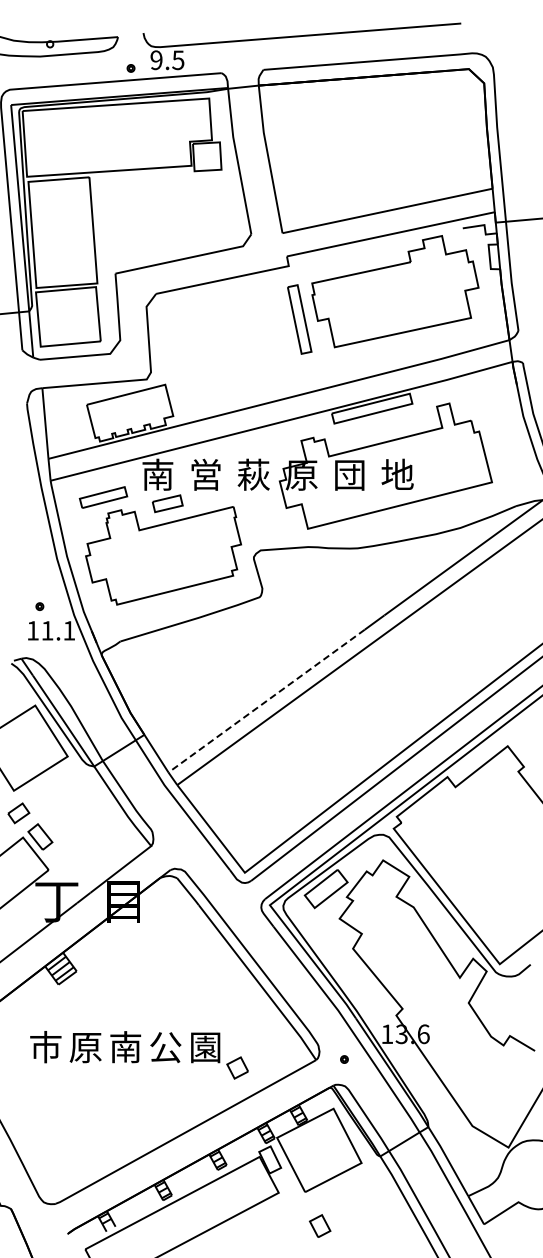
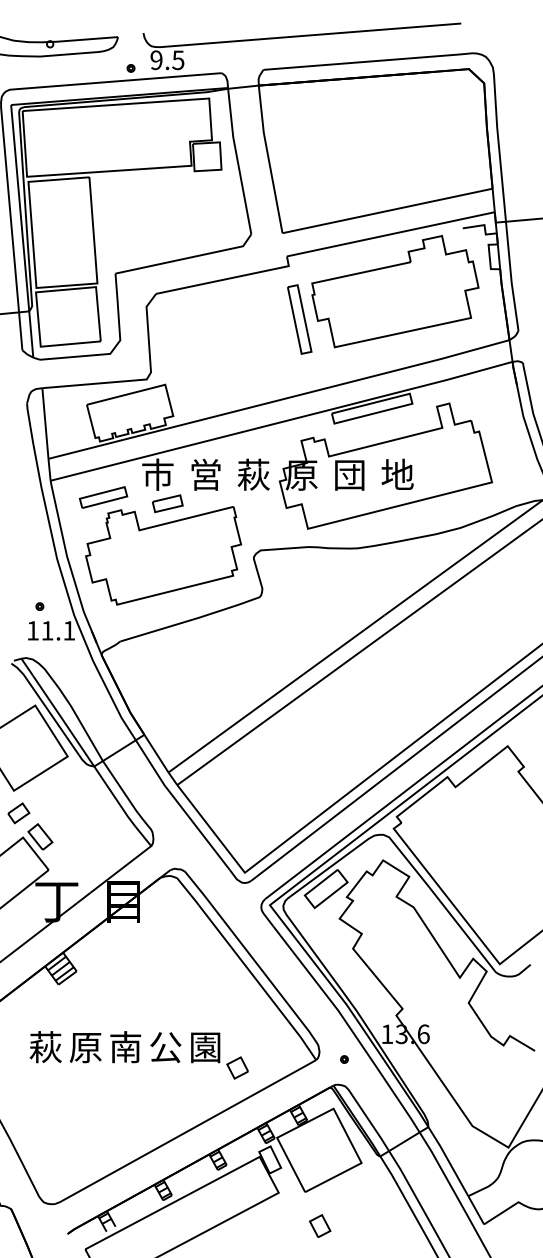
text: 南 -> 市 (157, 474)
line: dashed -> solid (266, 701)
text: 市 -> 萩 (45, 1047)
